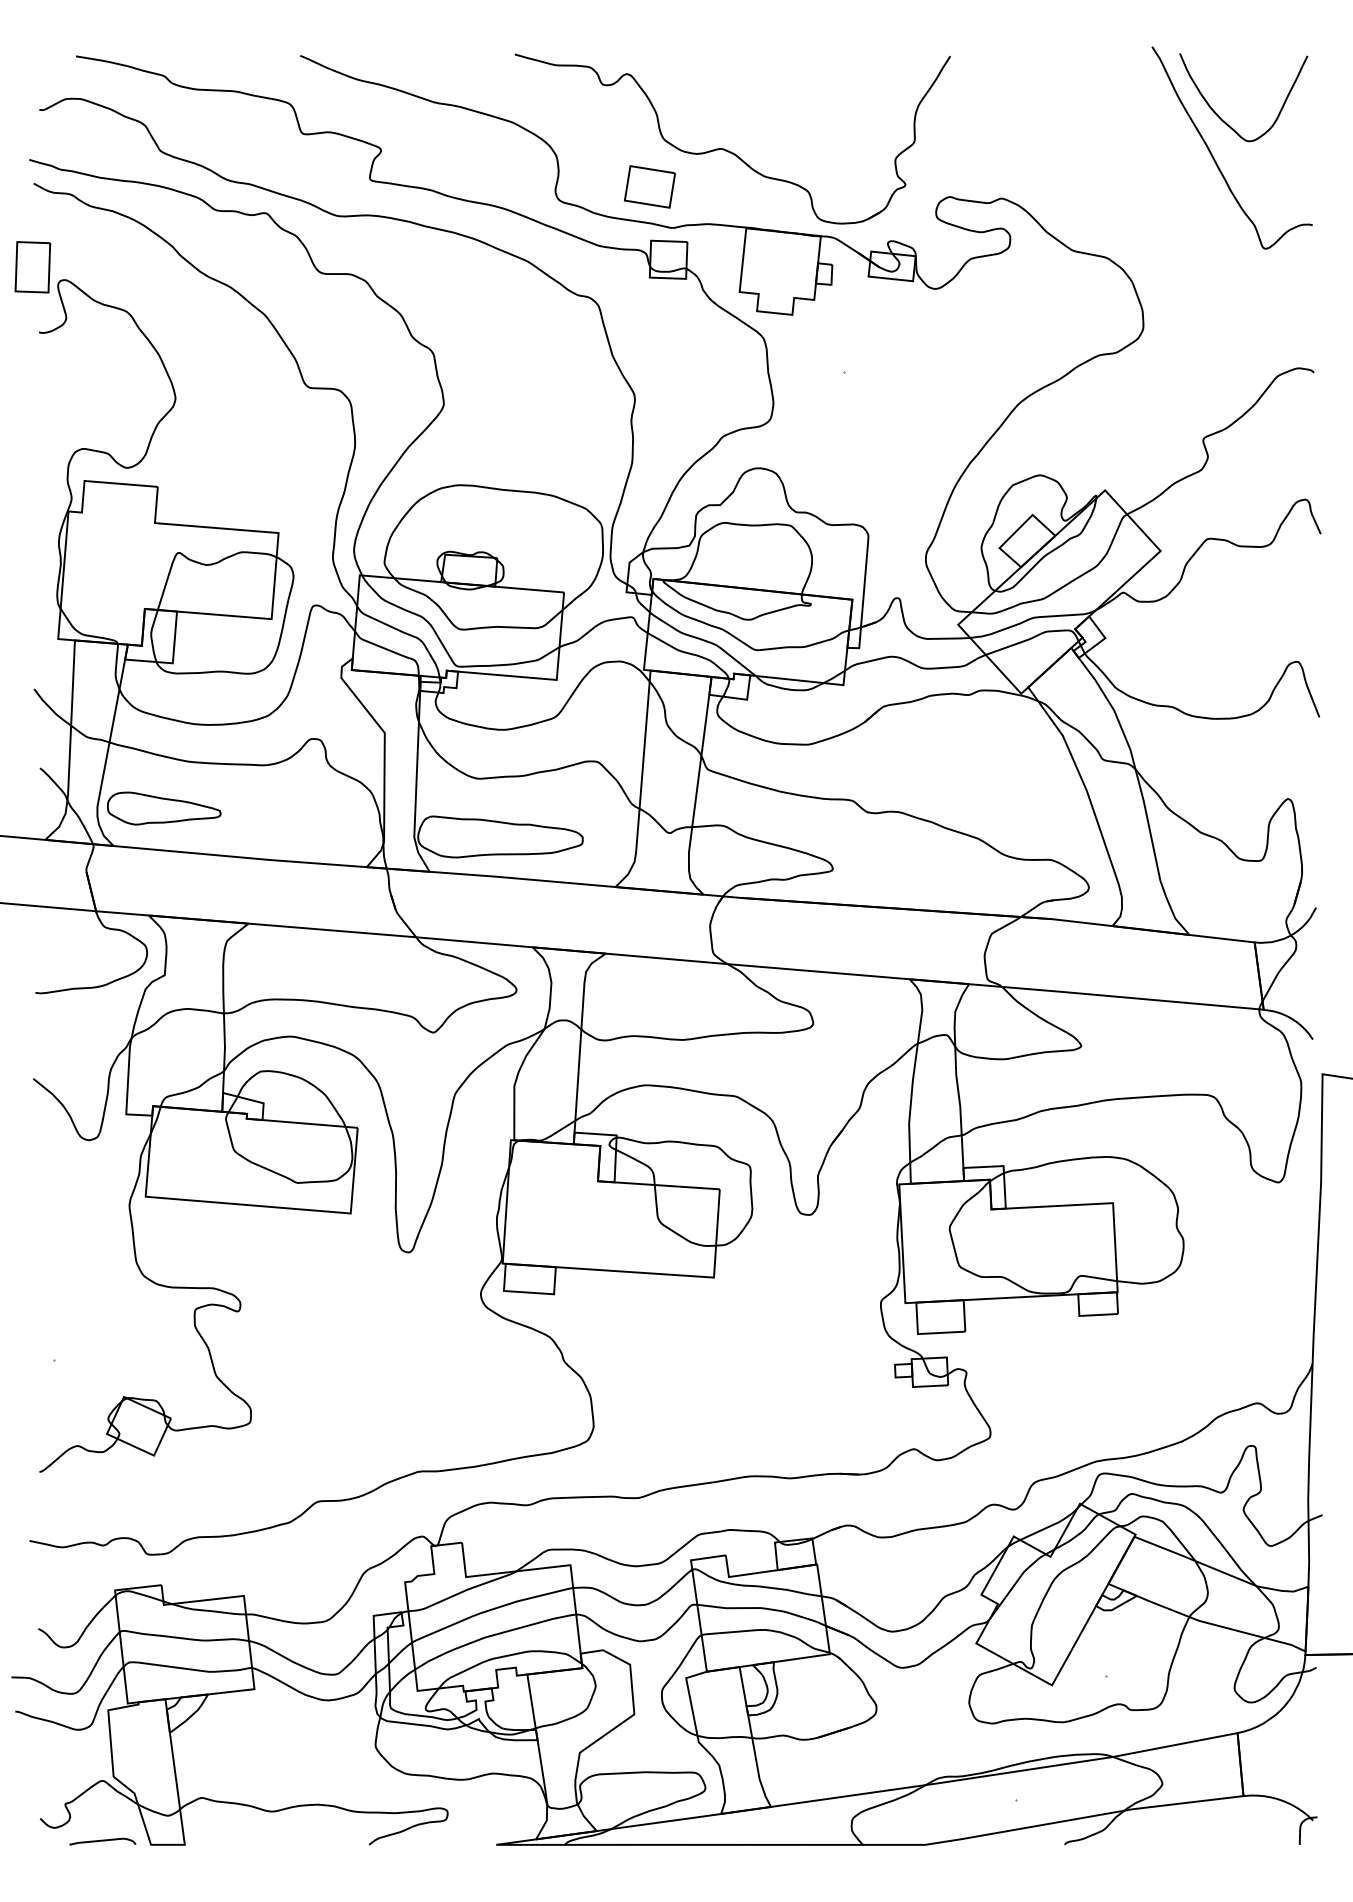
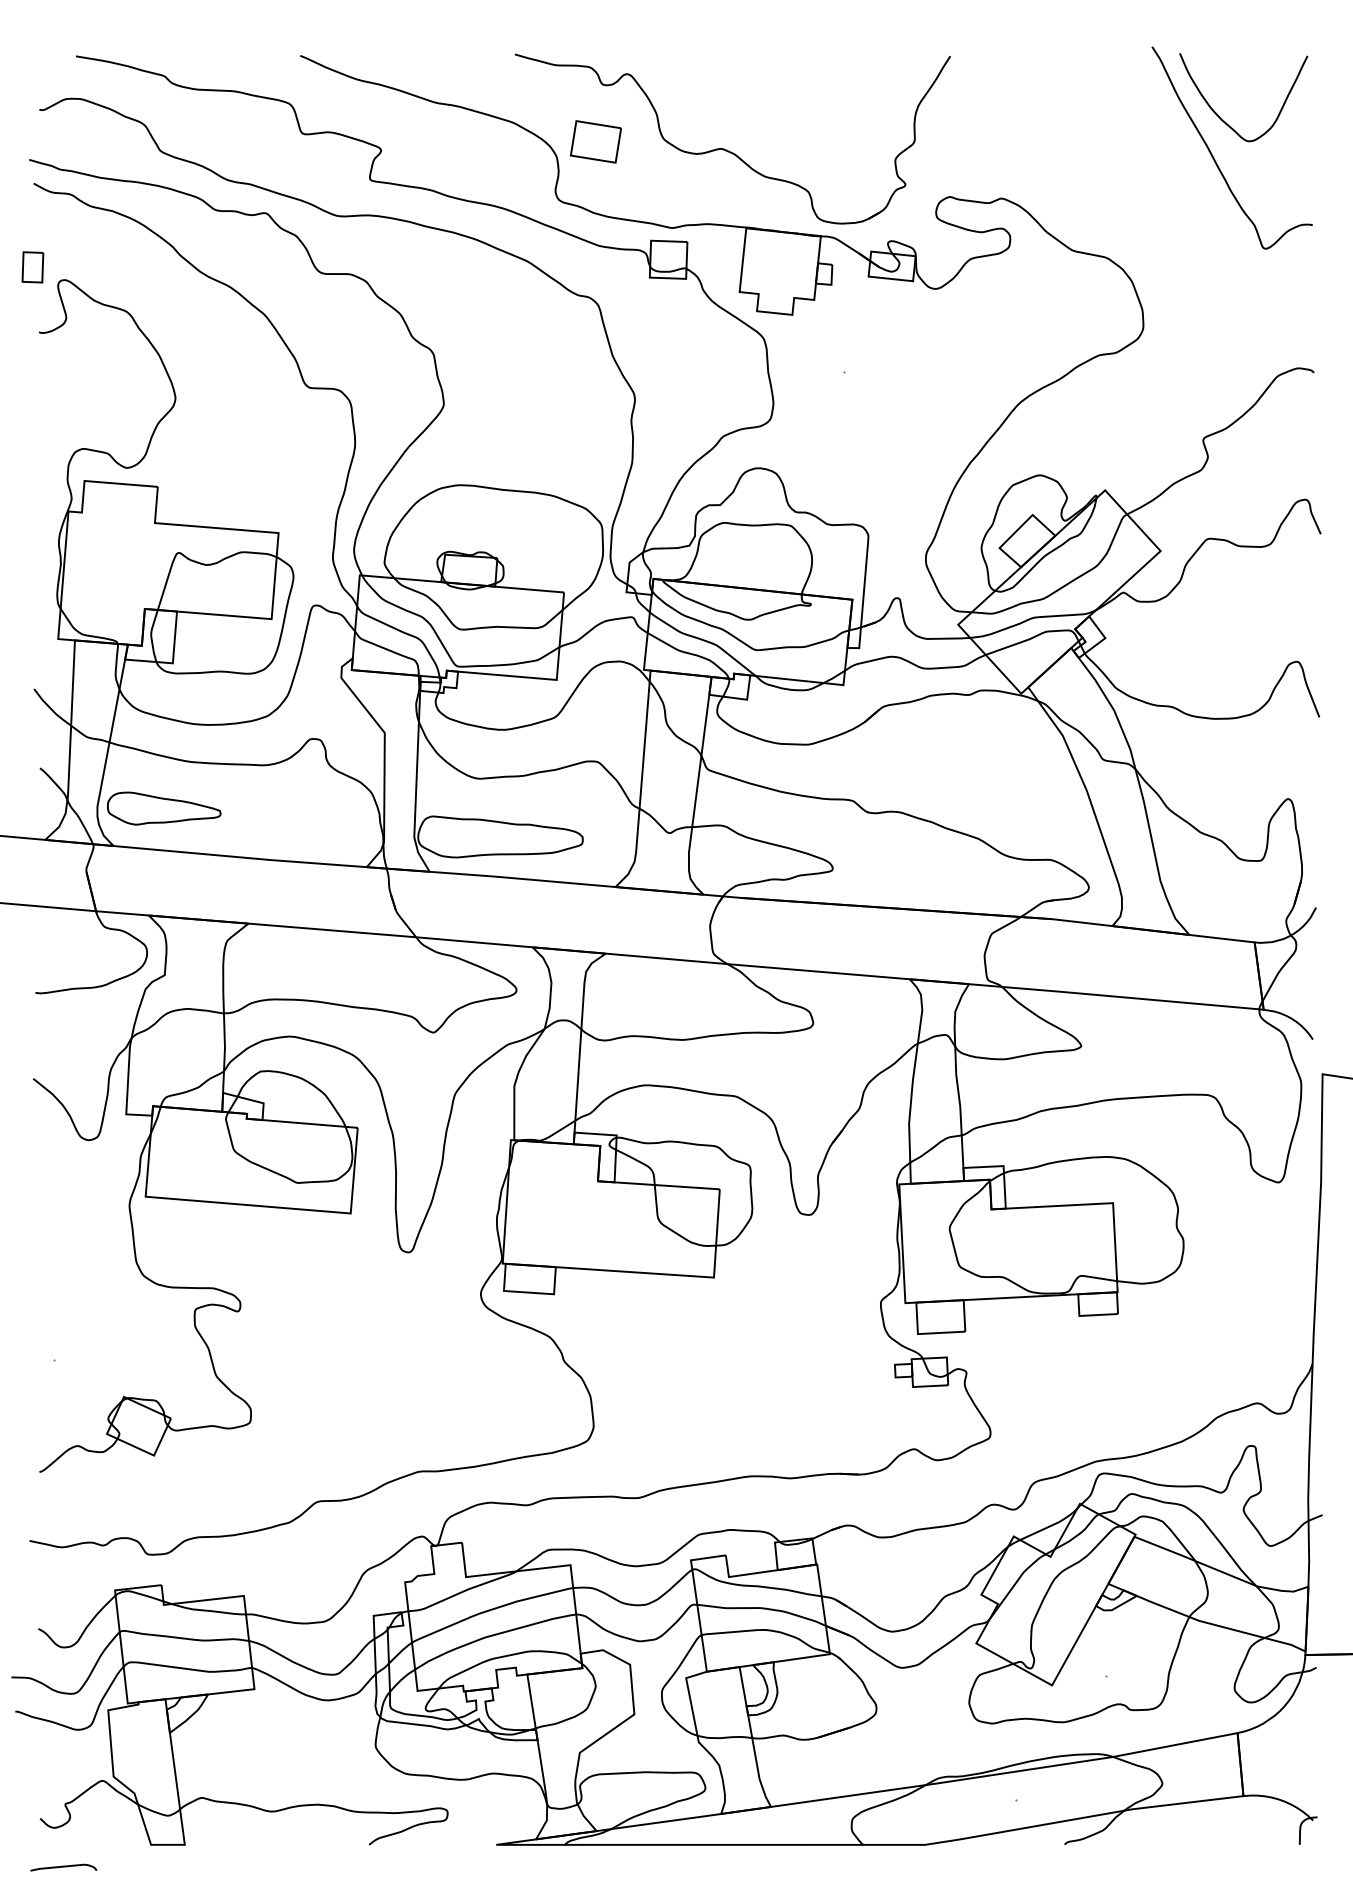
part position: (649, 186) -> (595, 141) (595, 141)
part size: 38x53 px -> 24x33 px (32, 267)
part position: (102, 1841) -> (63, 1867) (63, 1867)
